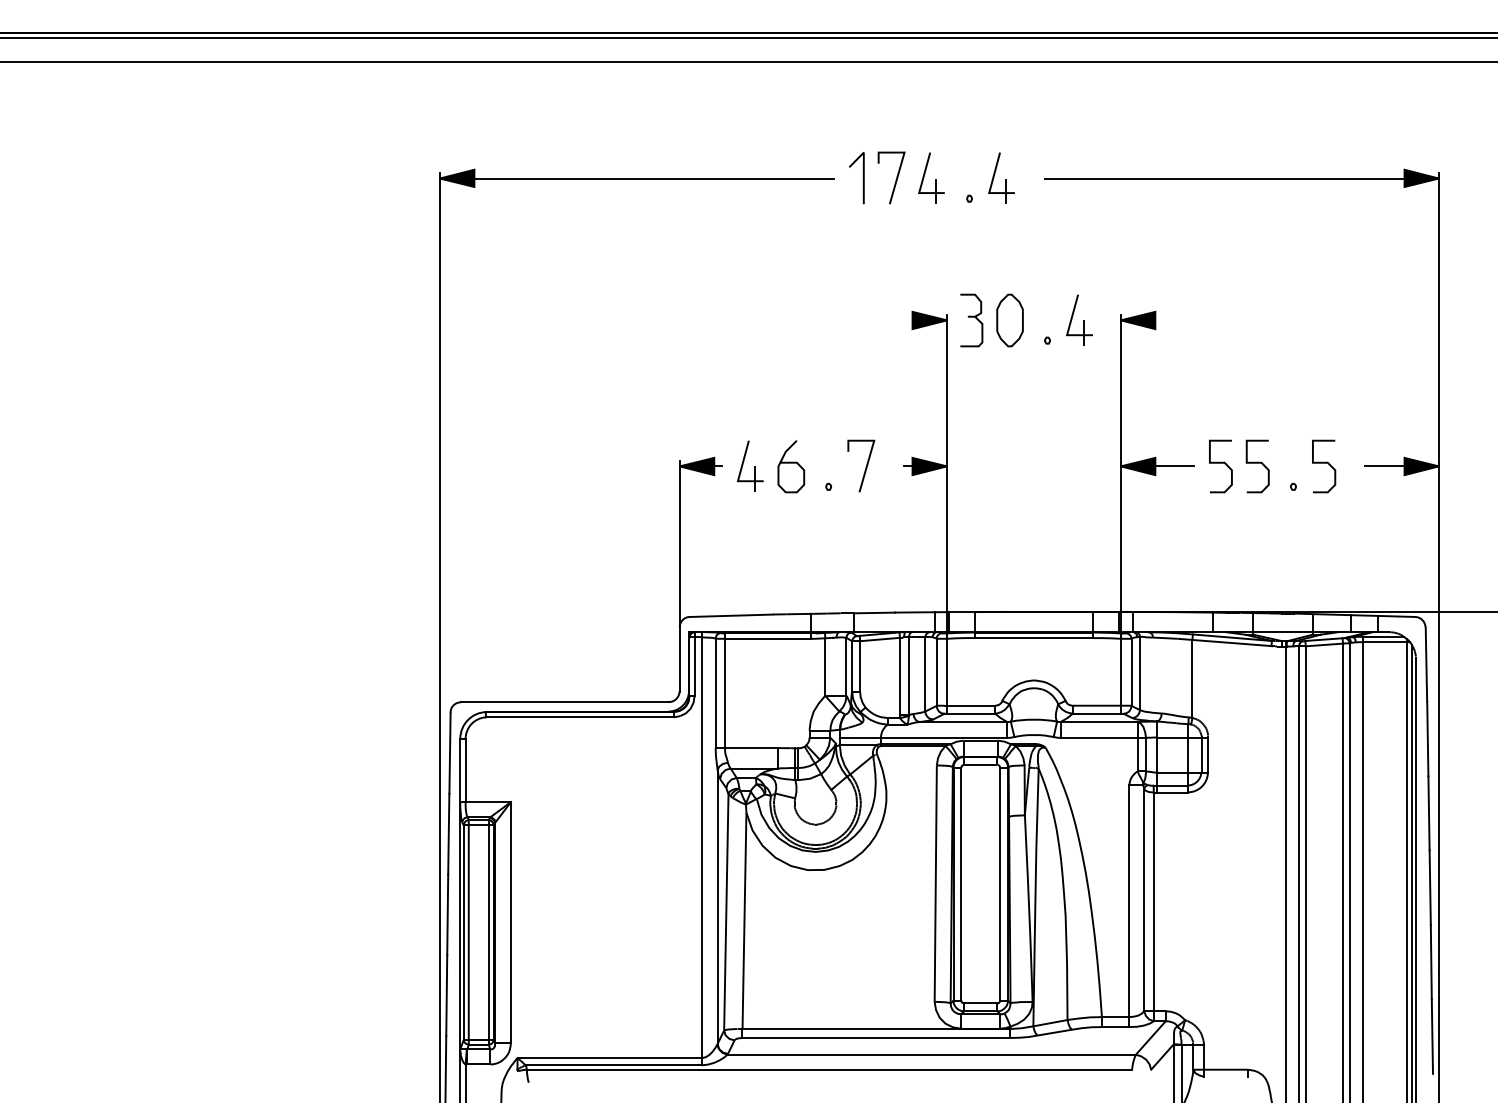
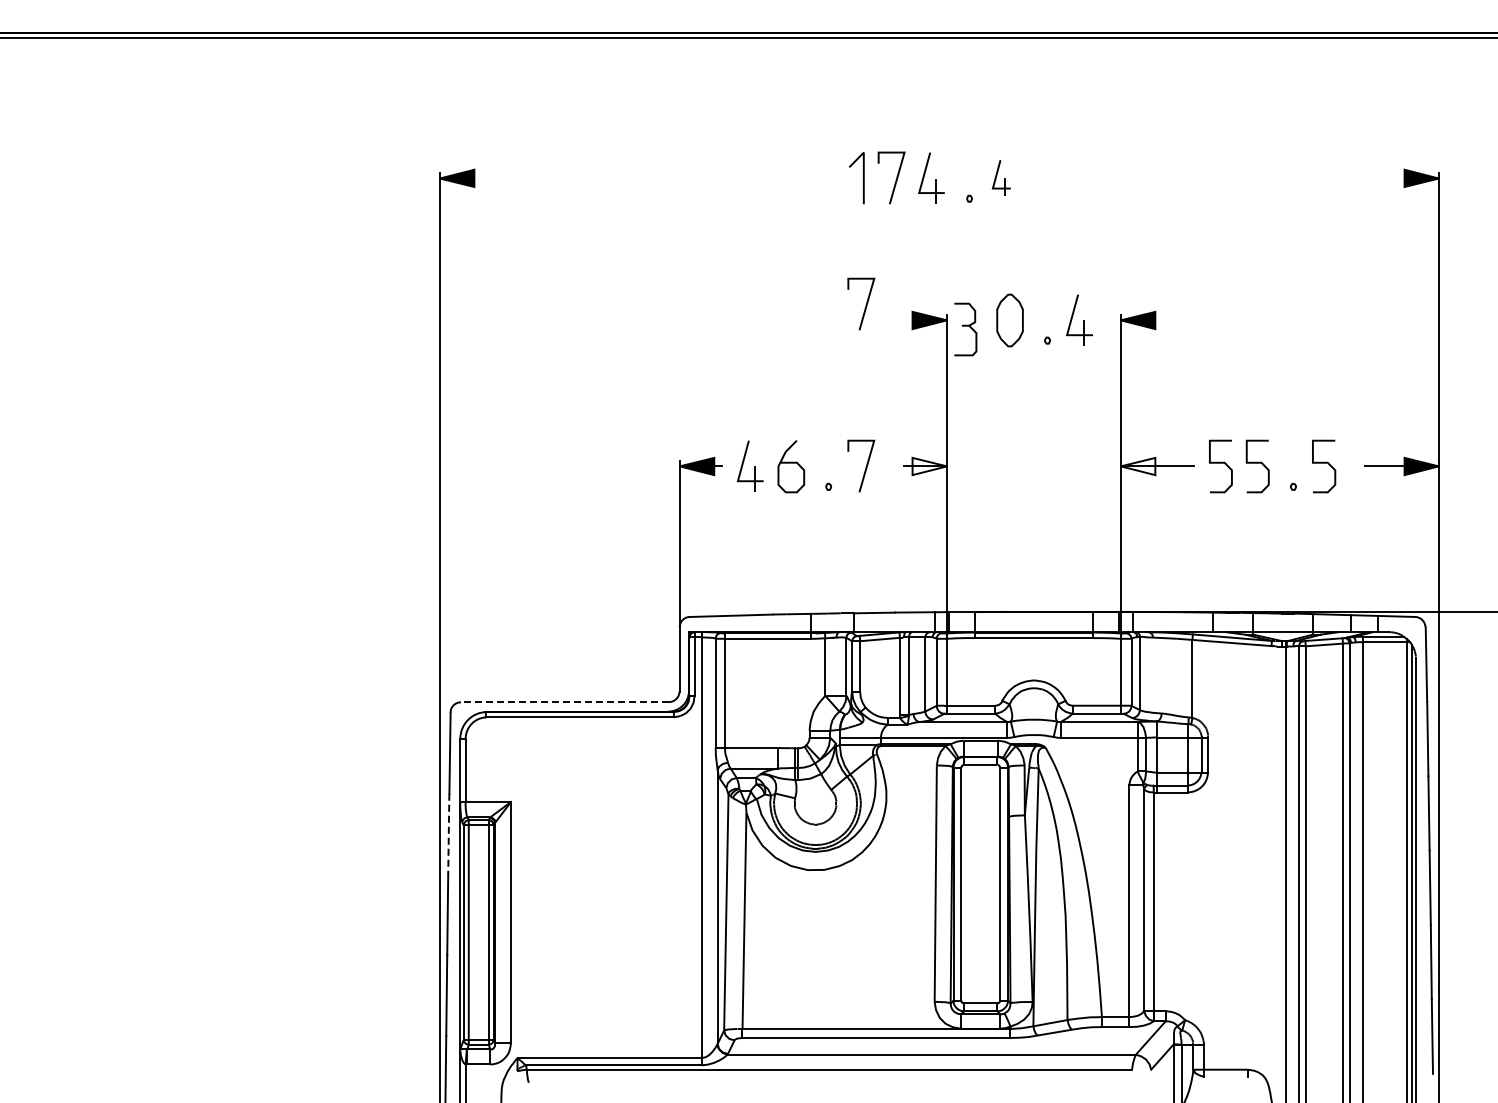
line: present -> none (748, 61)
part size: 27x52 px -> 20x36 px (1000, 177)
line: present -> none (636, 178)
line: present -> none (1241, 178)
line: none -> present (865, 304)
part position: (971, 320) -> (965, 329) (965, 329)
fill: present -> none (929, 466)
fill: present -> none (1137, 466)
line: solid -> dashed (564, 702)
line: solid -> dashed (448, 834)
